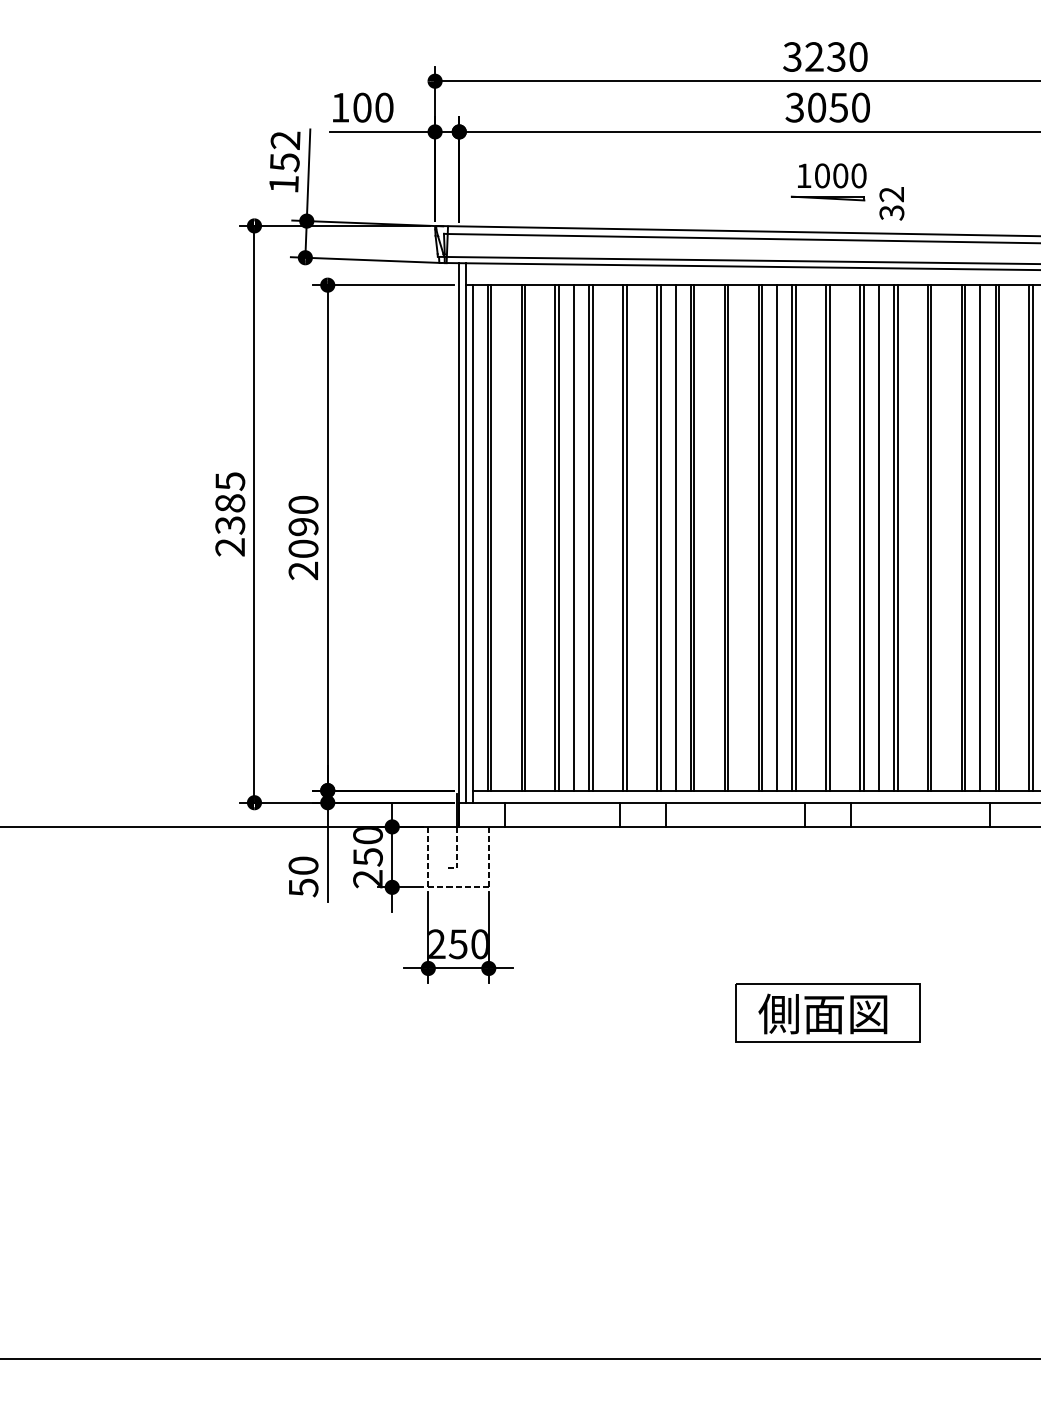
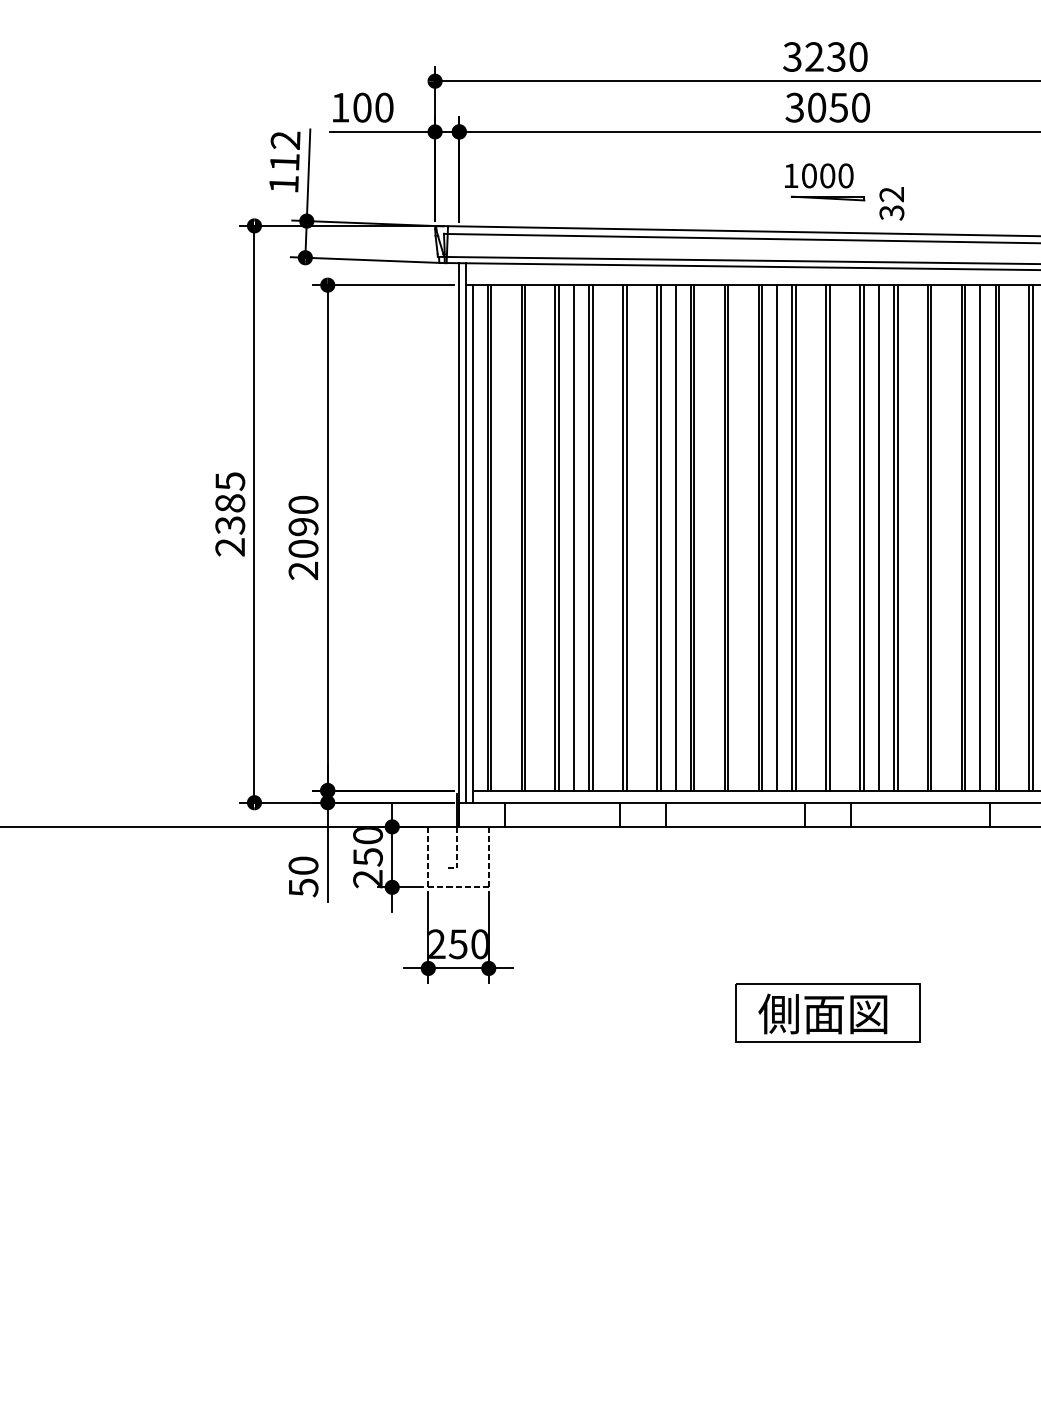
text: 152 -> 112 (284, 162)
text position: (832, 175) -> (819, 175) (819, 175)
line: present -> none (519, 1358)
